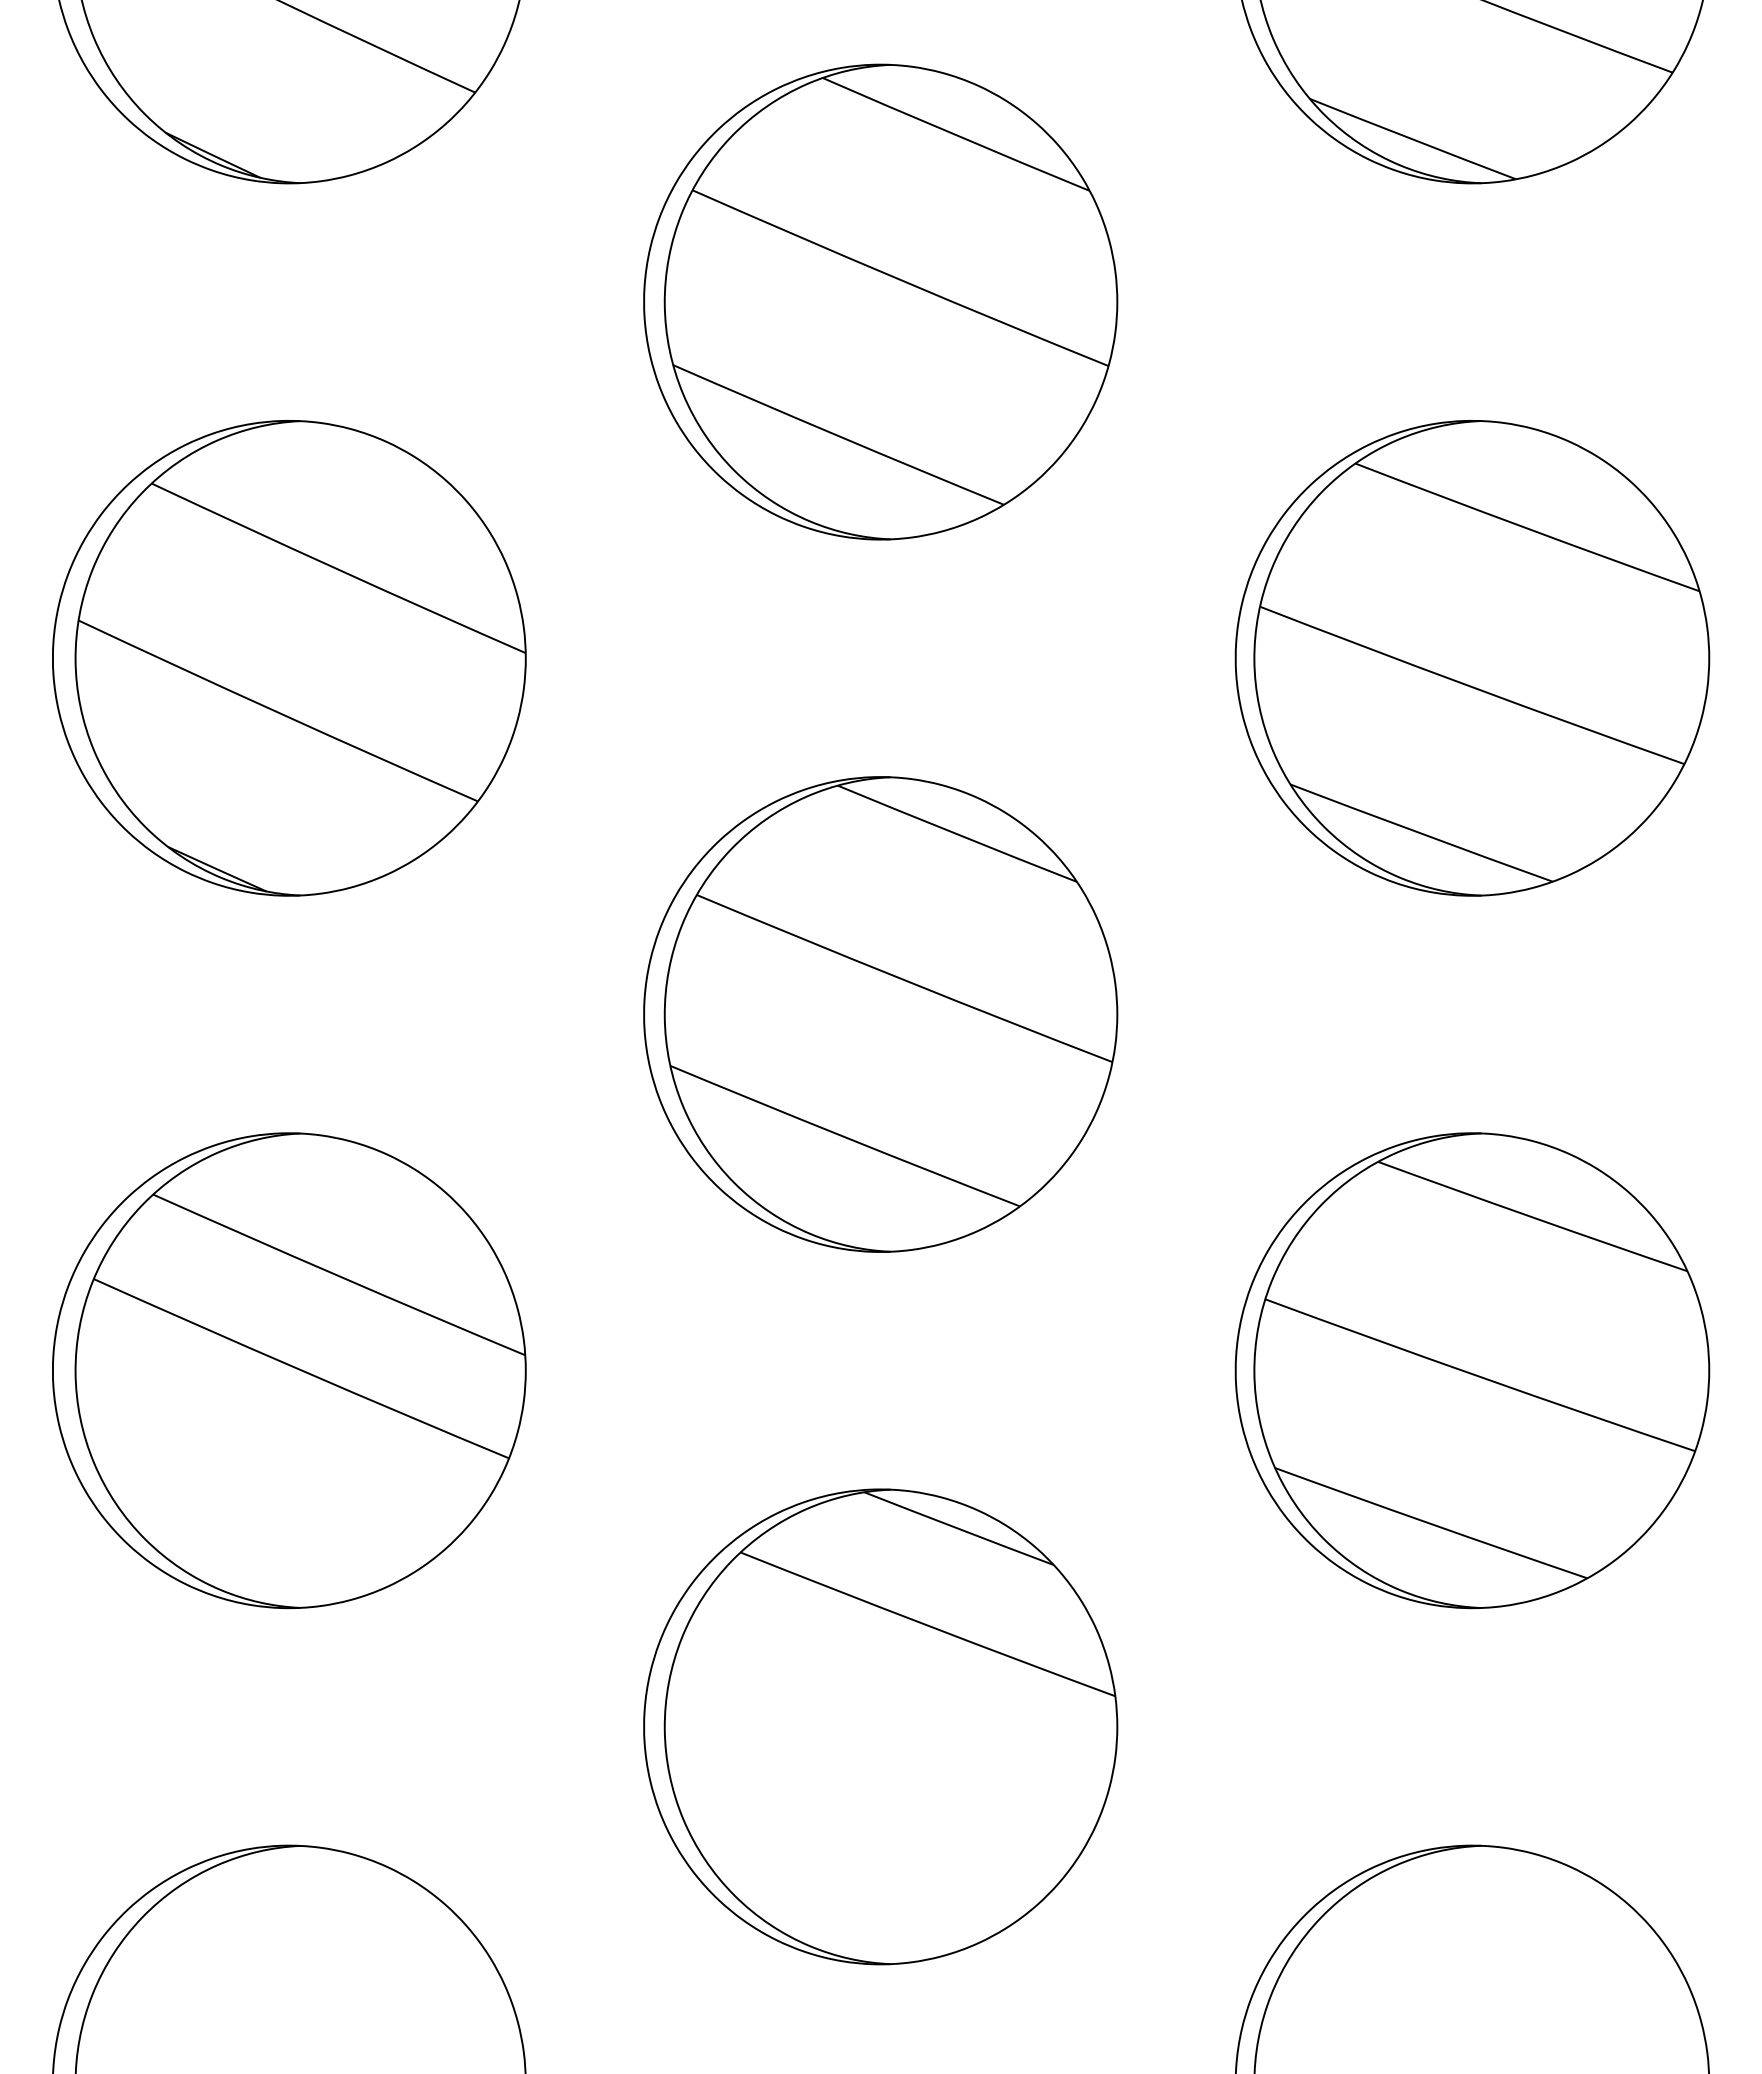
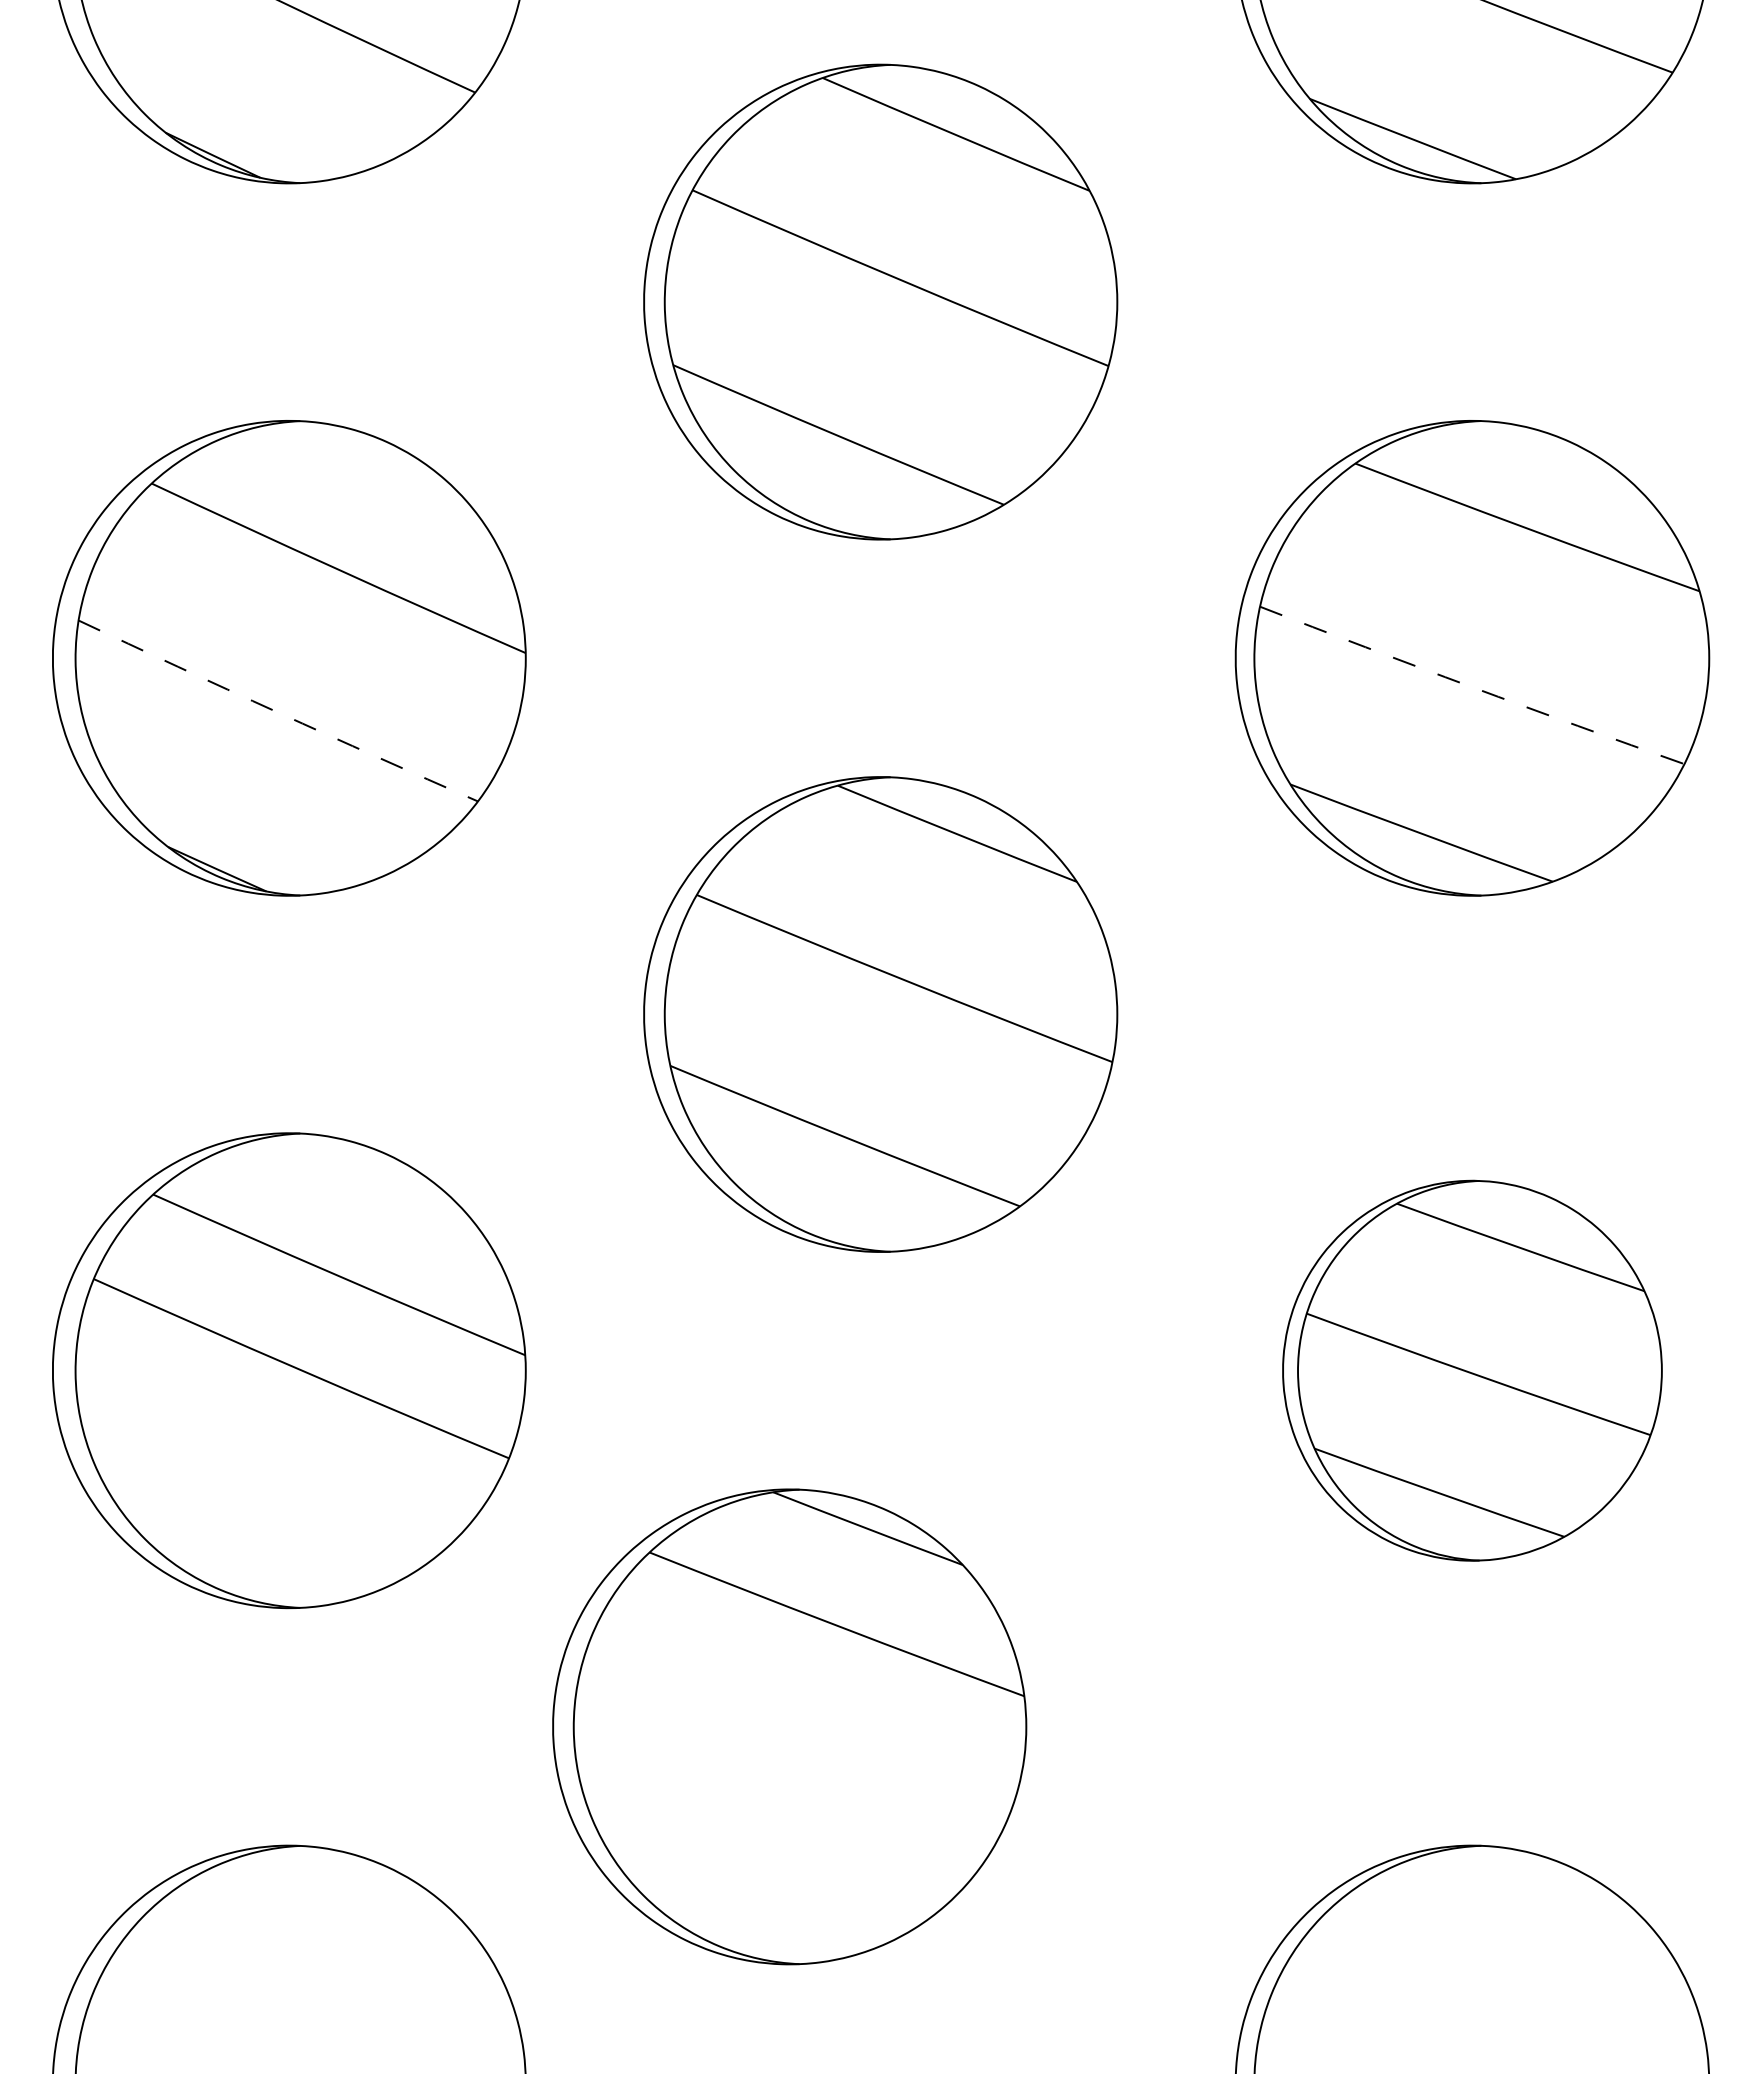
arc: solid -> dashed (1471, 686)
arc: solid -> dashed (277, 712)
part size: 477x478 px -> 381x383 px (1472, 1370)
part position: (880, 1726) -> (789, 1726) (789, 1726)
